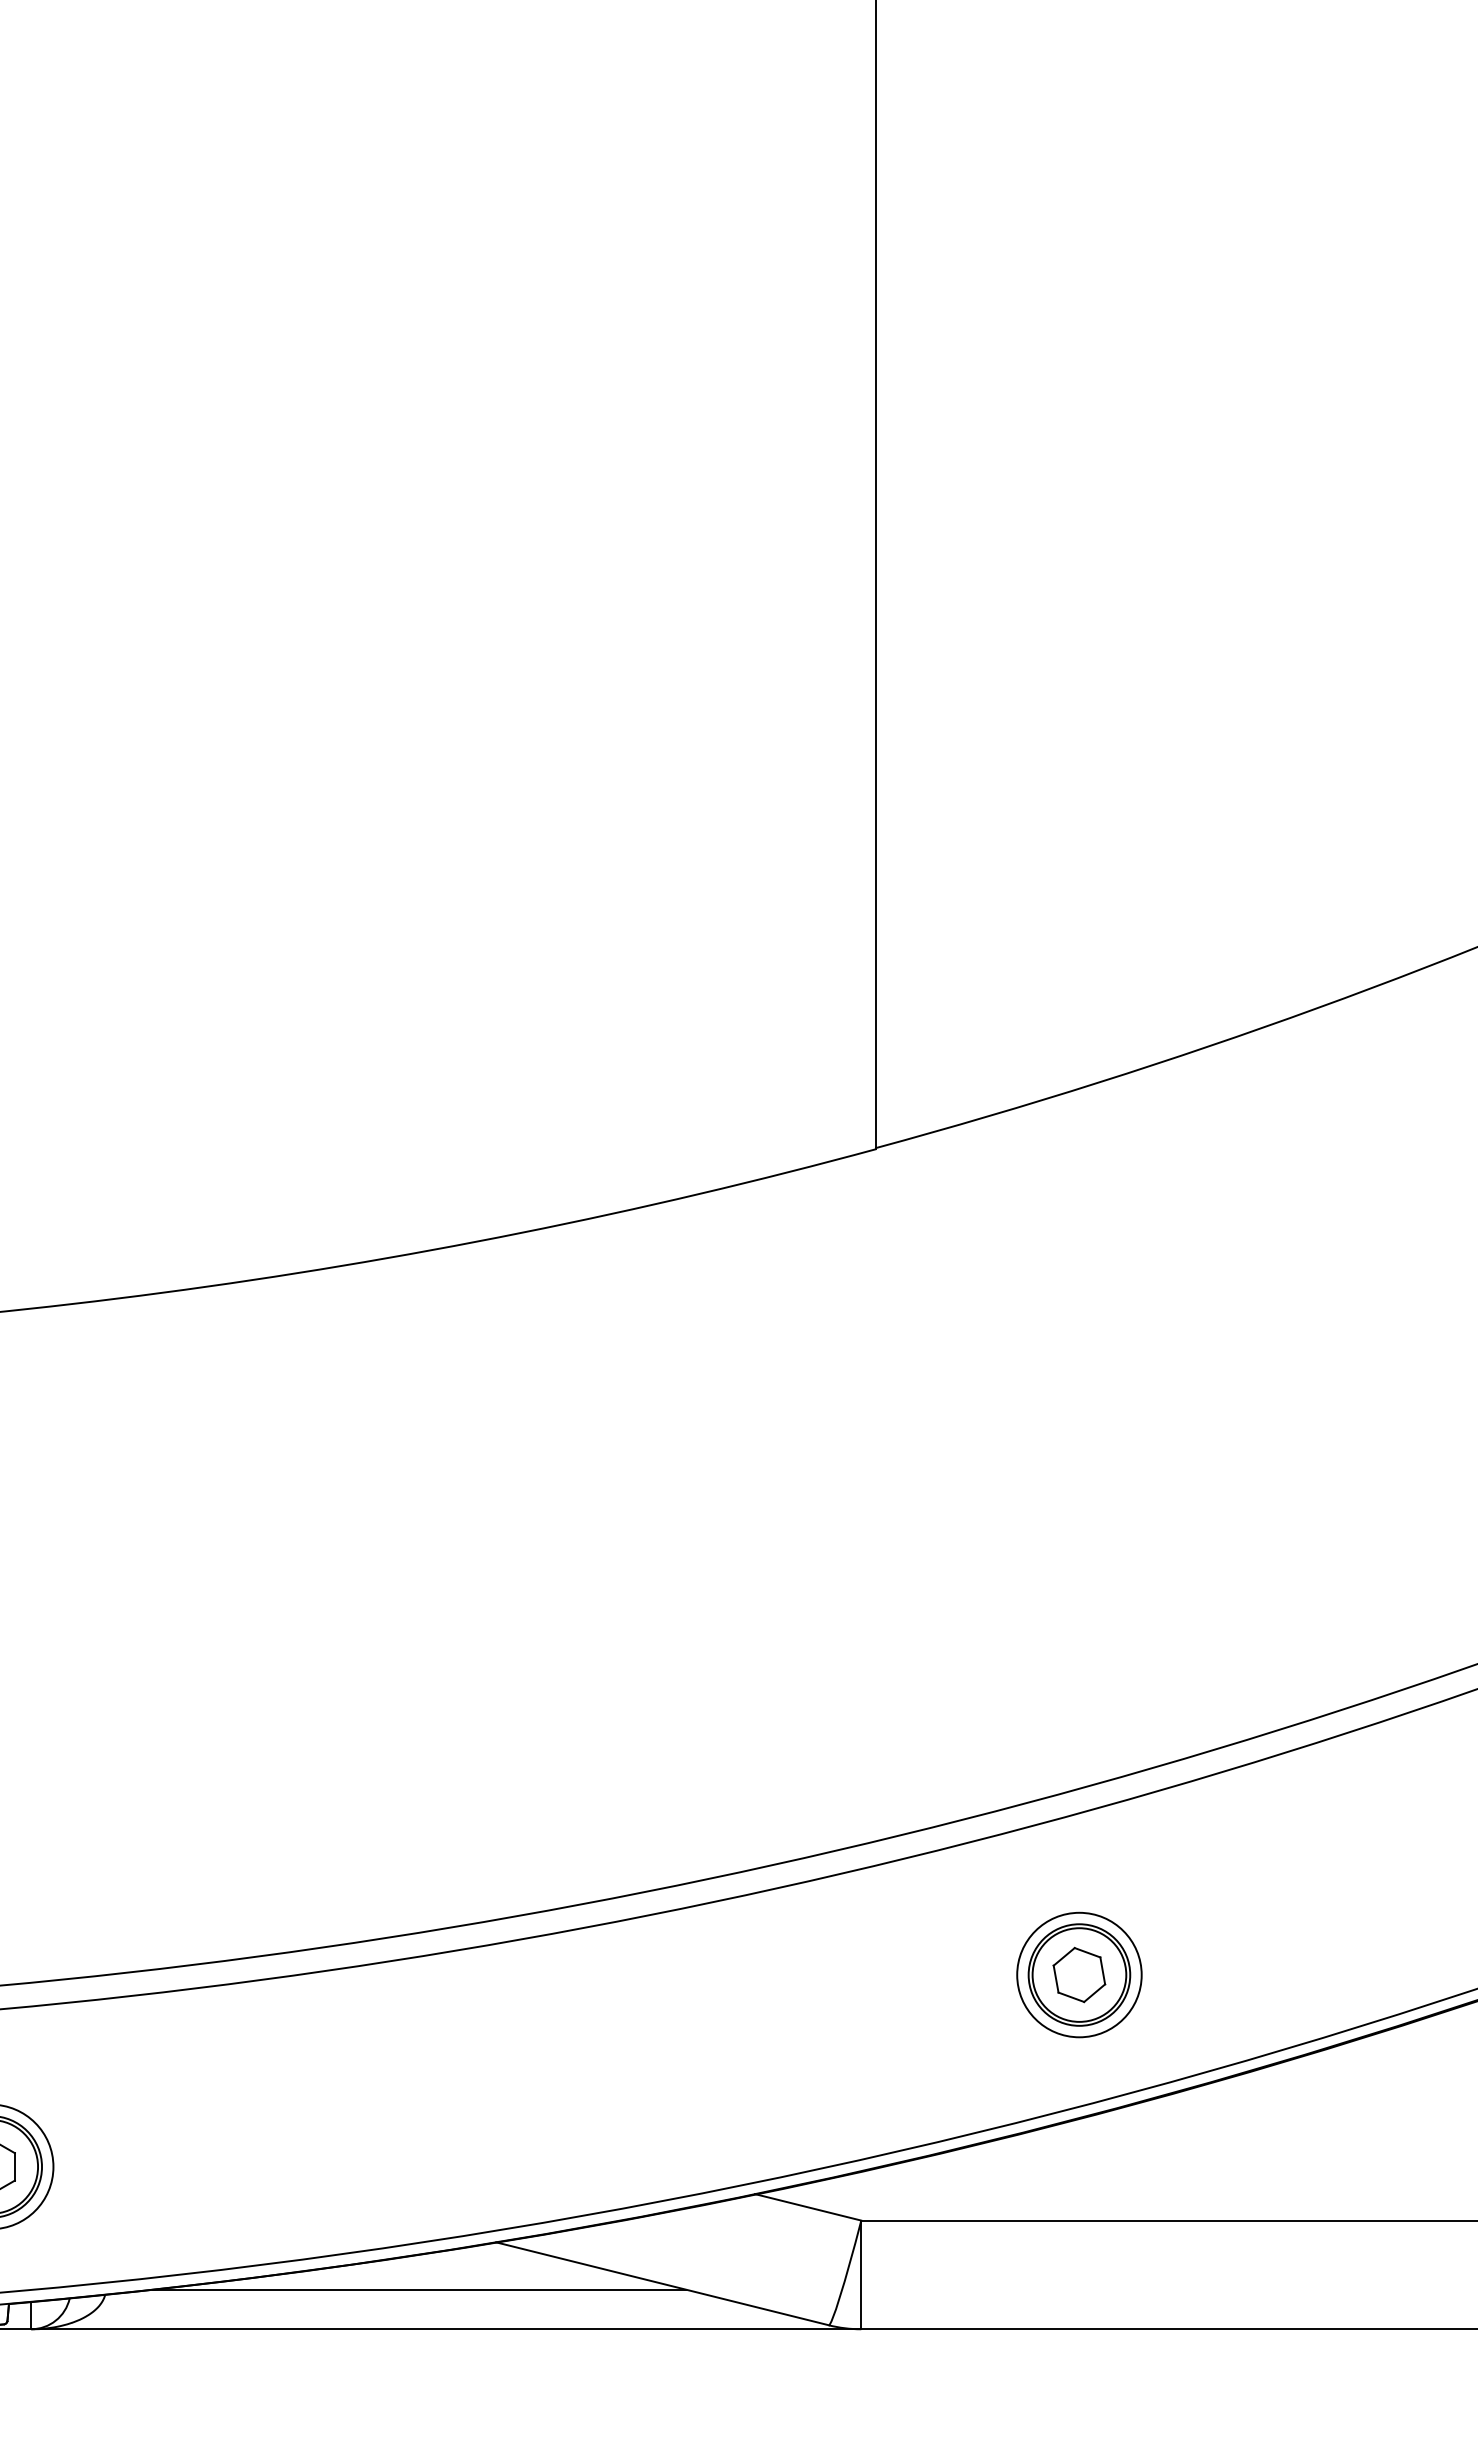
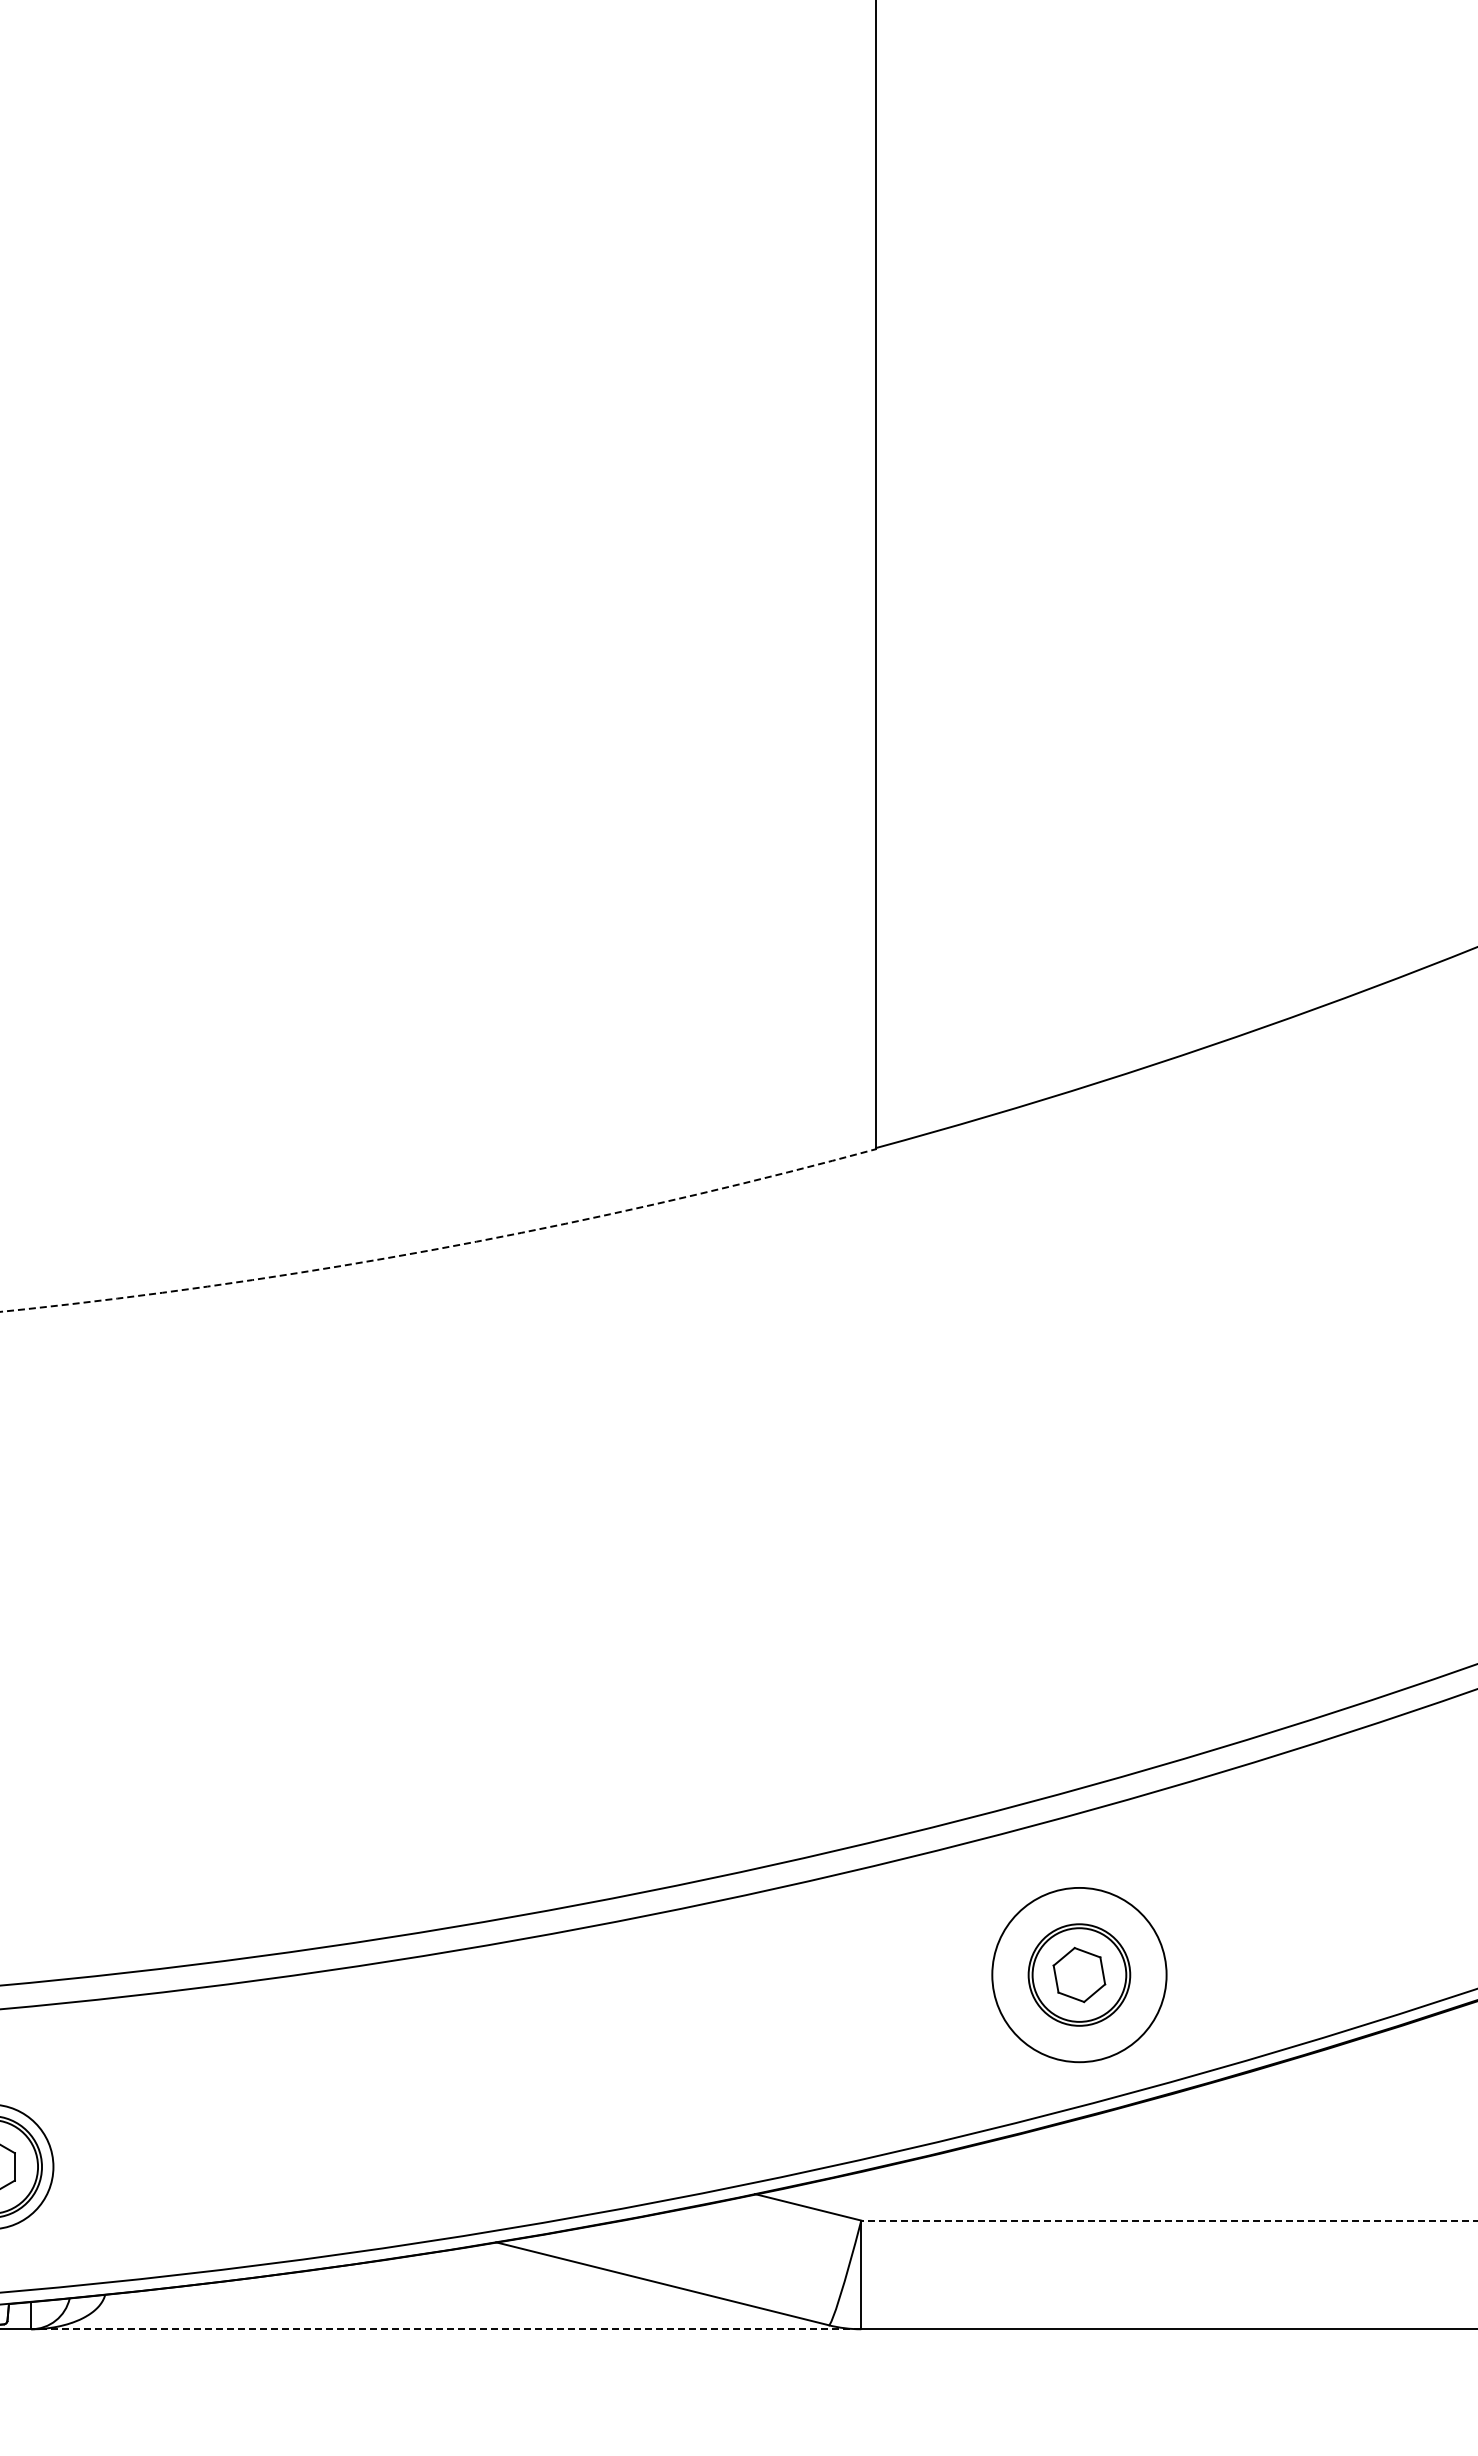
arc: solid -> dashed (443, 1247)
circle diameter: 124 px -> 174 px (1079, 1974)
line: solid -> dashed (1169, 2220)
line: present -> none (419, 2289)
line: solid -> dashed (445, 2329)
